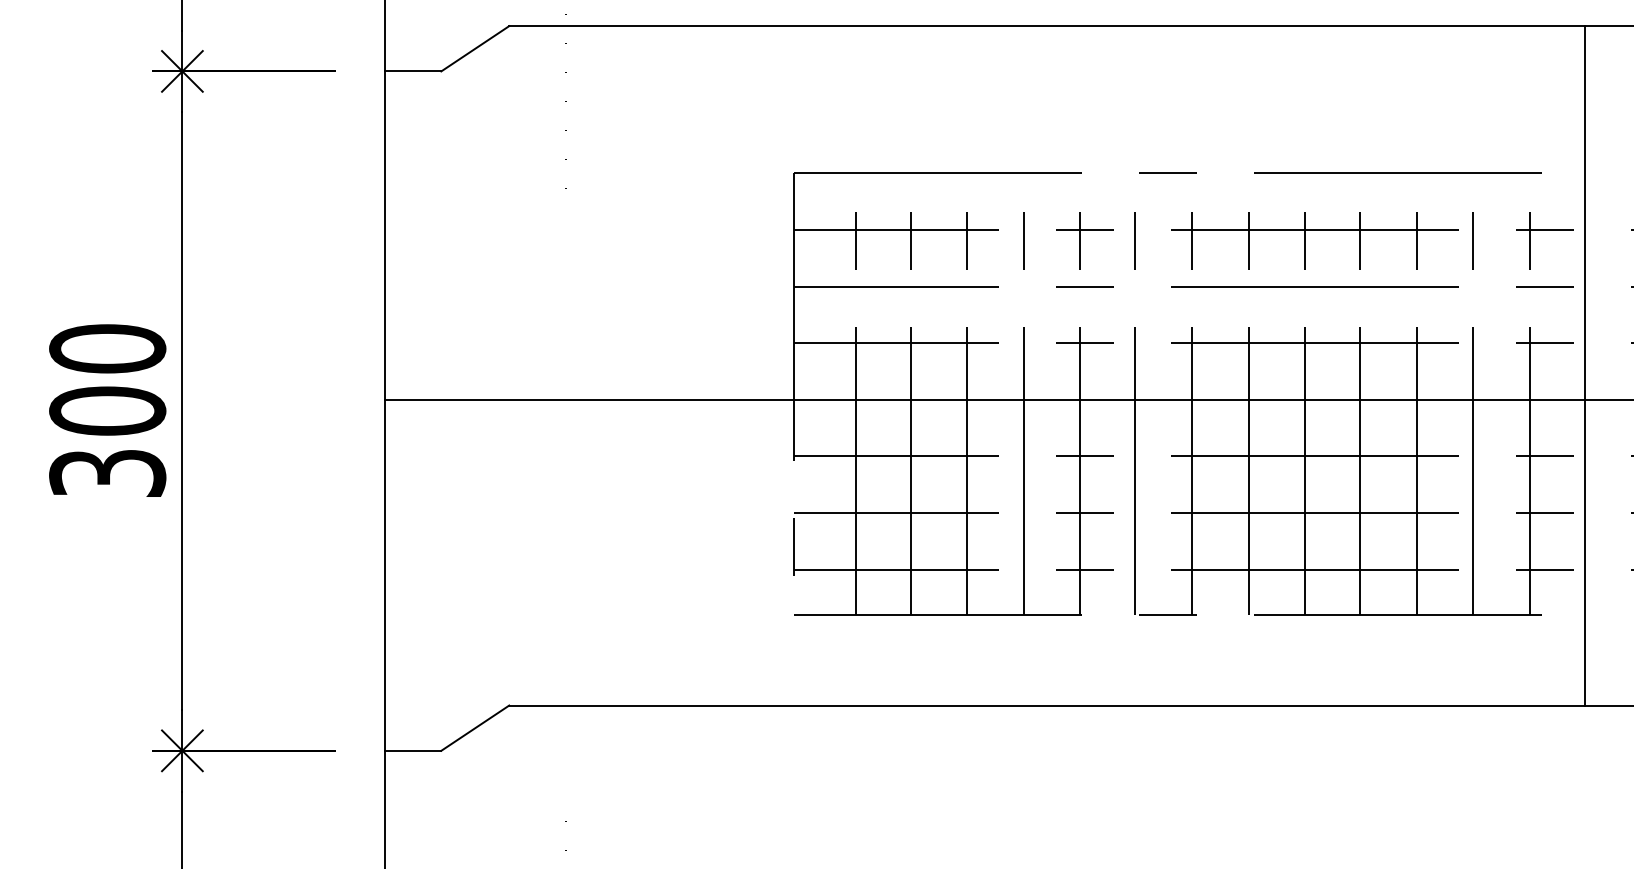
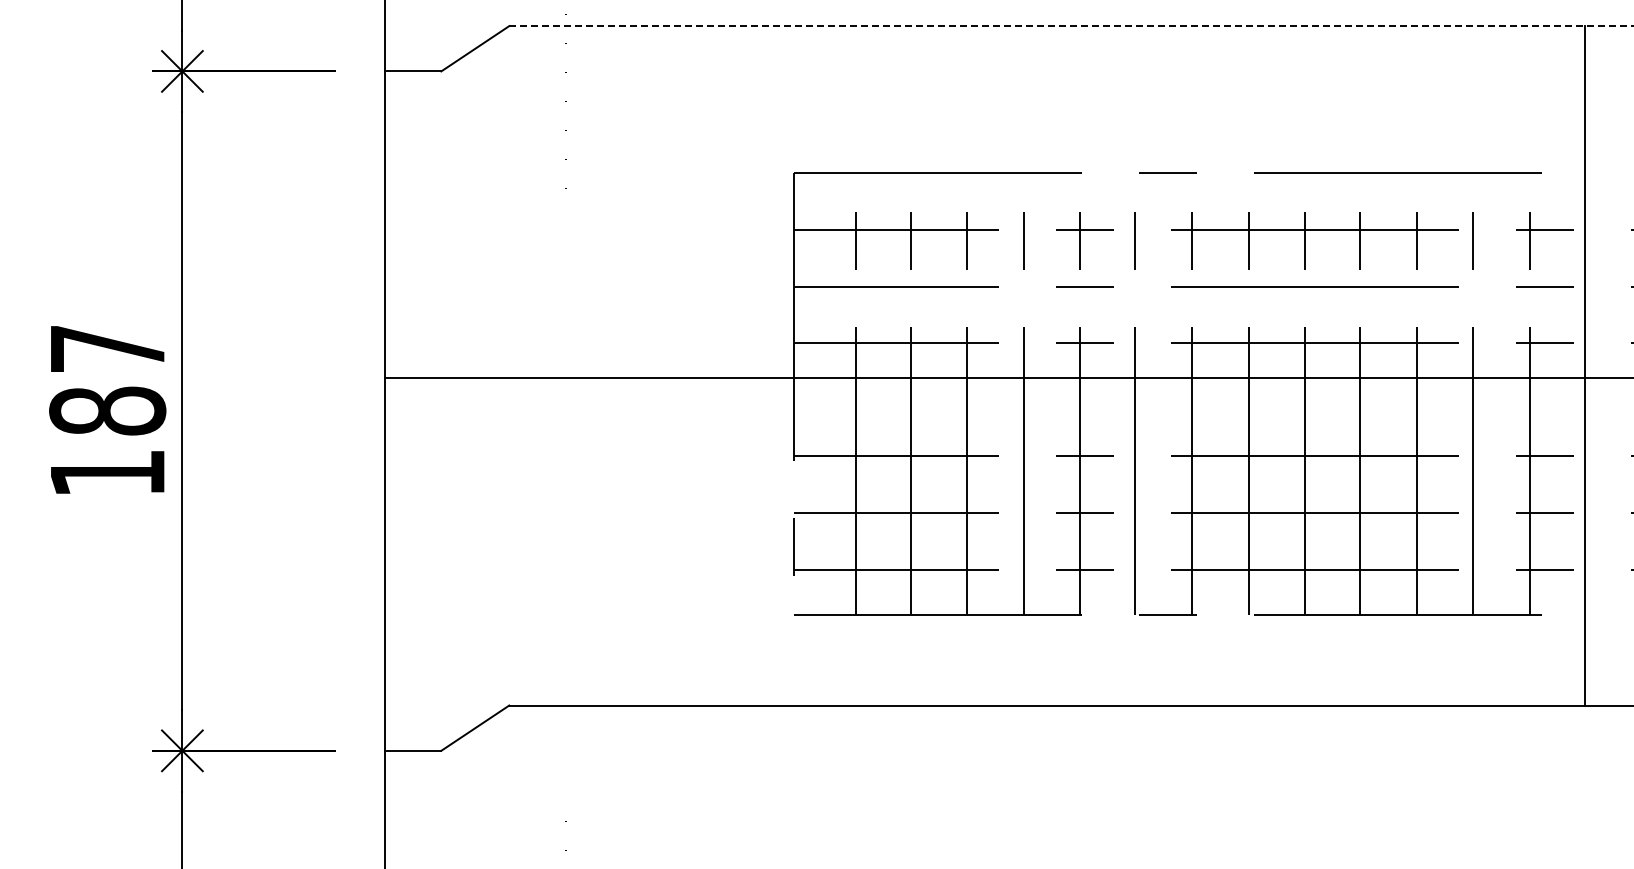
line: solid -> dashed (1072, 26)
line position: (1007, 399) -> (1007, 377) (1007, 377)
text: 300 -> 187 (107, 410)
